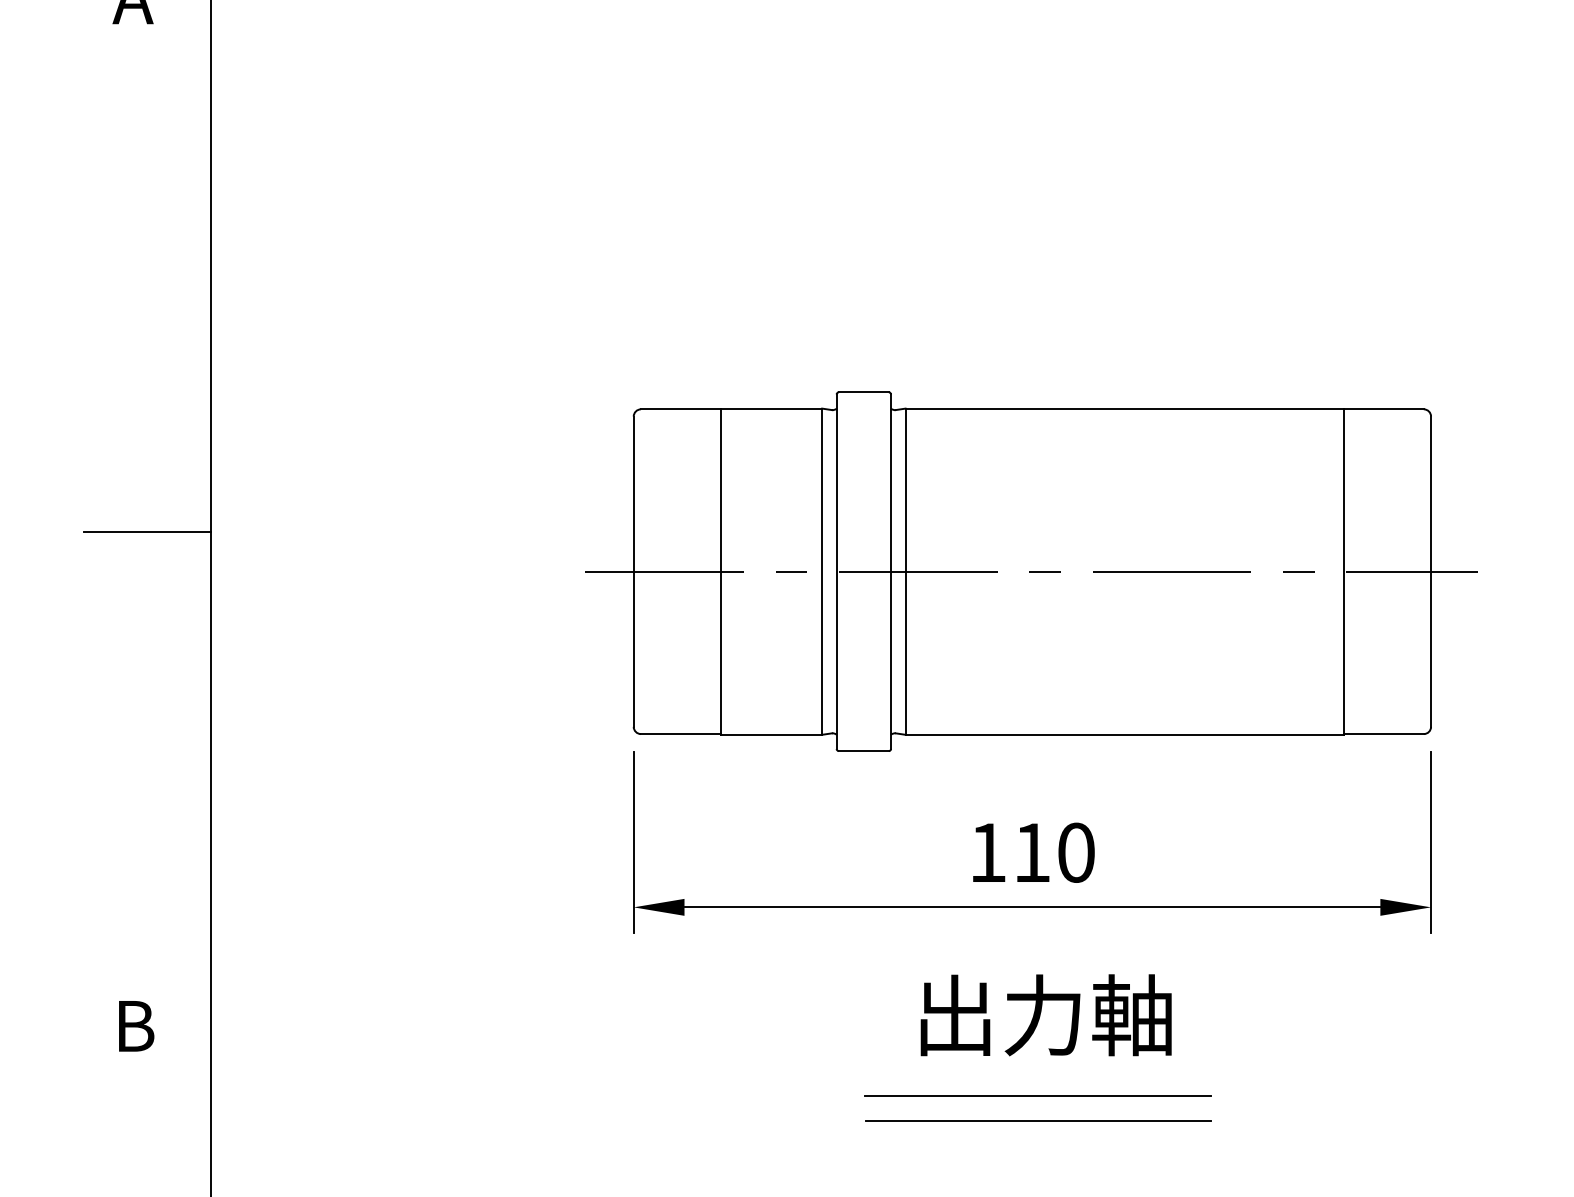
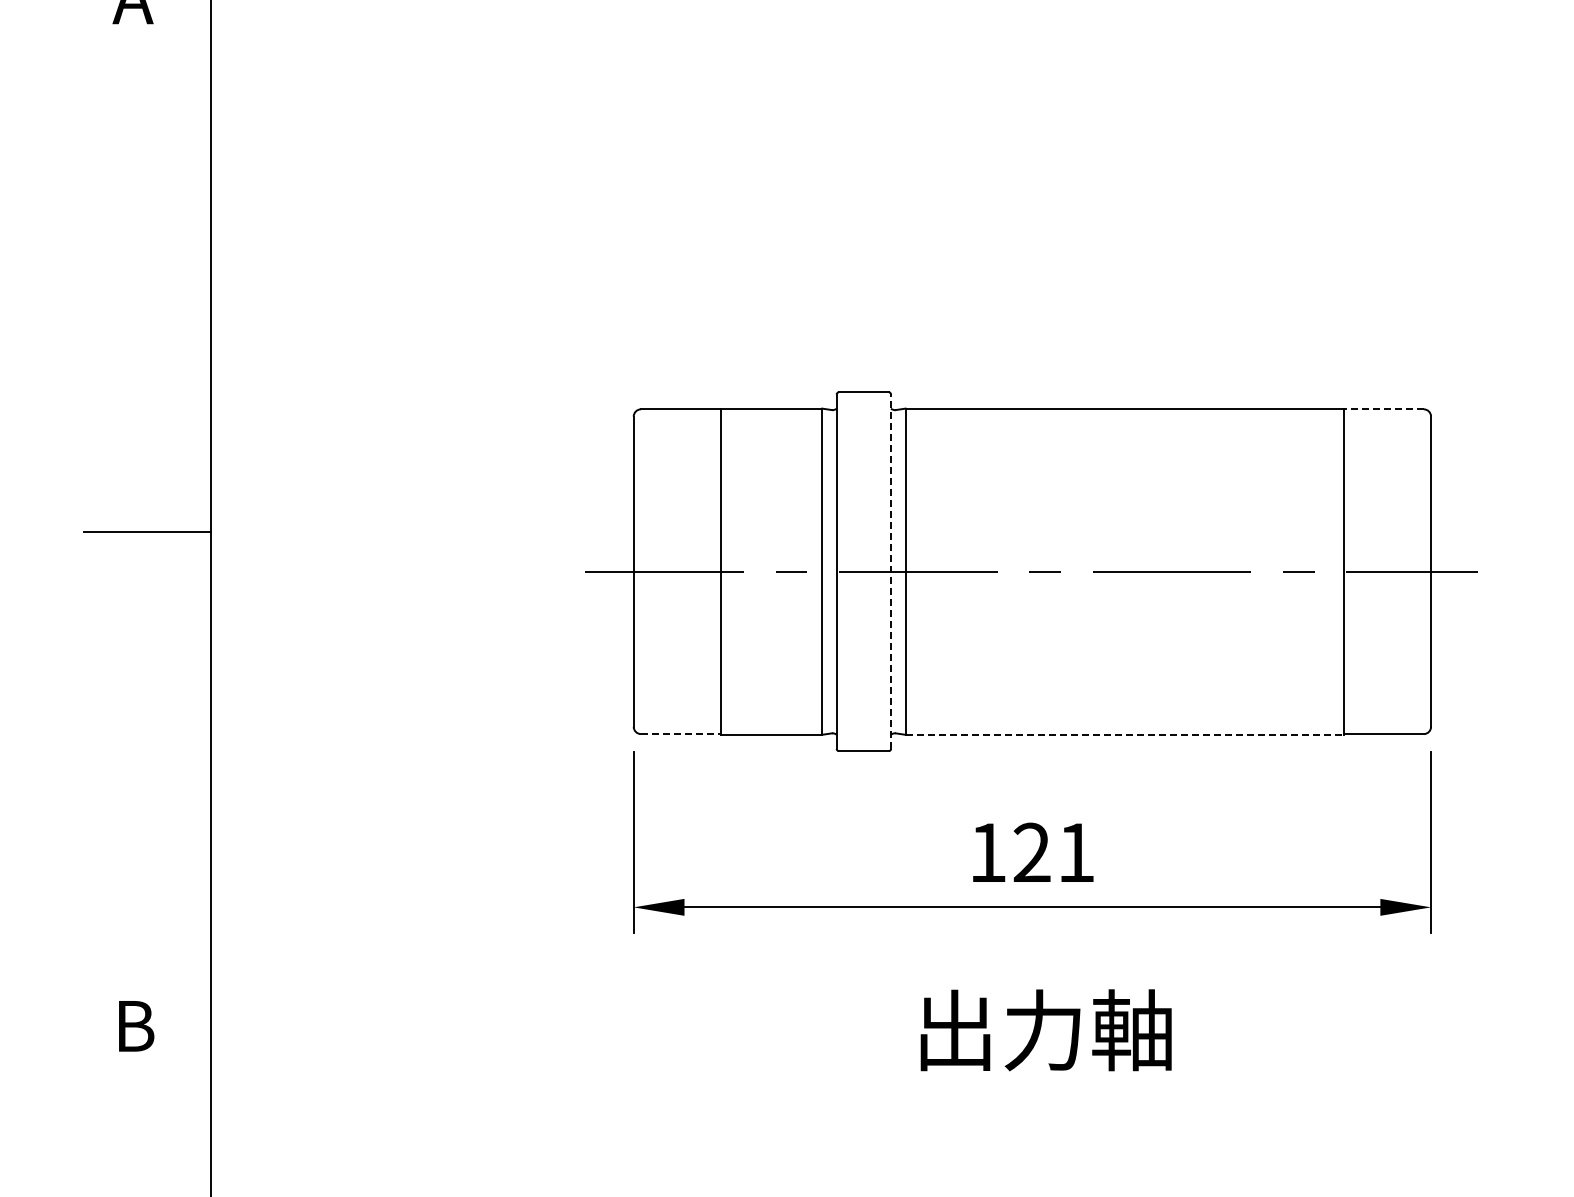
line: solid -> dashed (1383, 409)
line: solid -> dashed (891, 571)
line: solid -> dashed (680, 734)
line: solid -> dashed (1125, 734)
text: 110 -> 121 (1053, 852)
text position: (1045, 1015) -> (1045, 1030) (1045, 1030)
line: present -> none (1037, 1096)
line: present -> none (1038, 1121)
